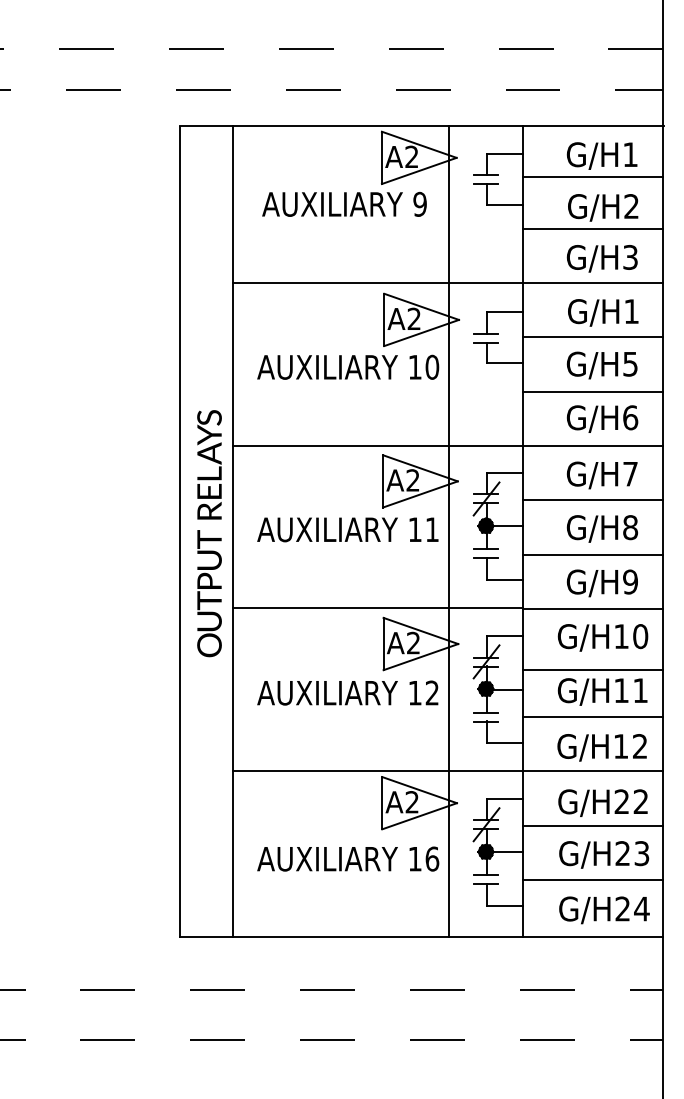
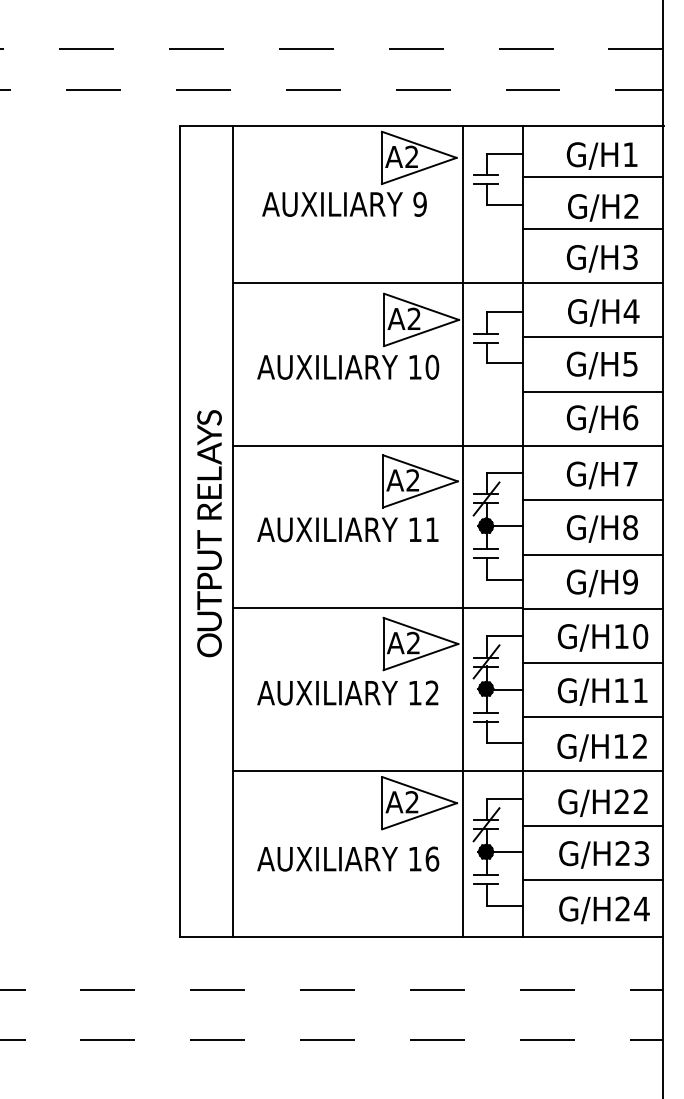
text: G/H1 -> G/H4 (631, 311)
line position: (449, 531) -> (463, 531) (463, 531)
line position: (593, 669) -> (593, 662) (593, 662)
